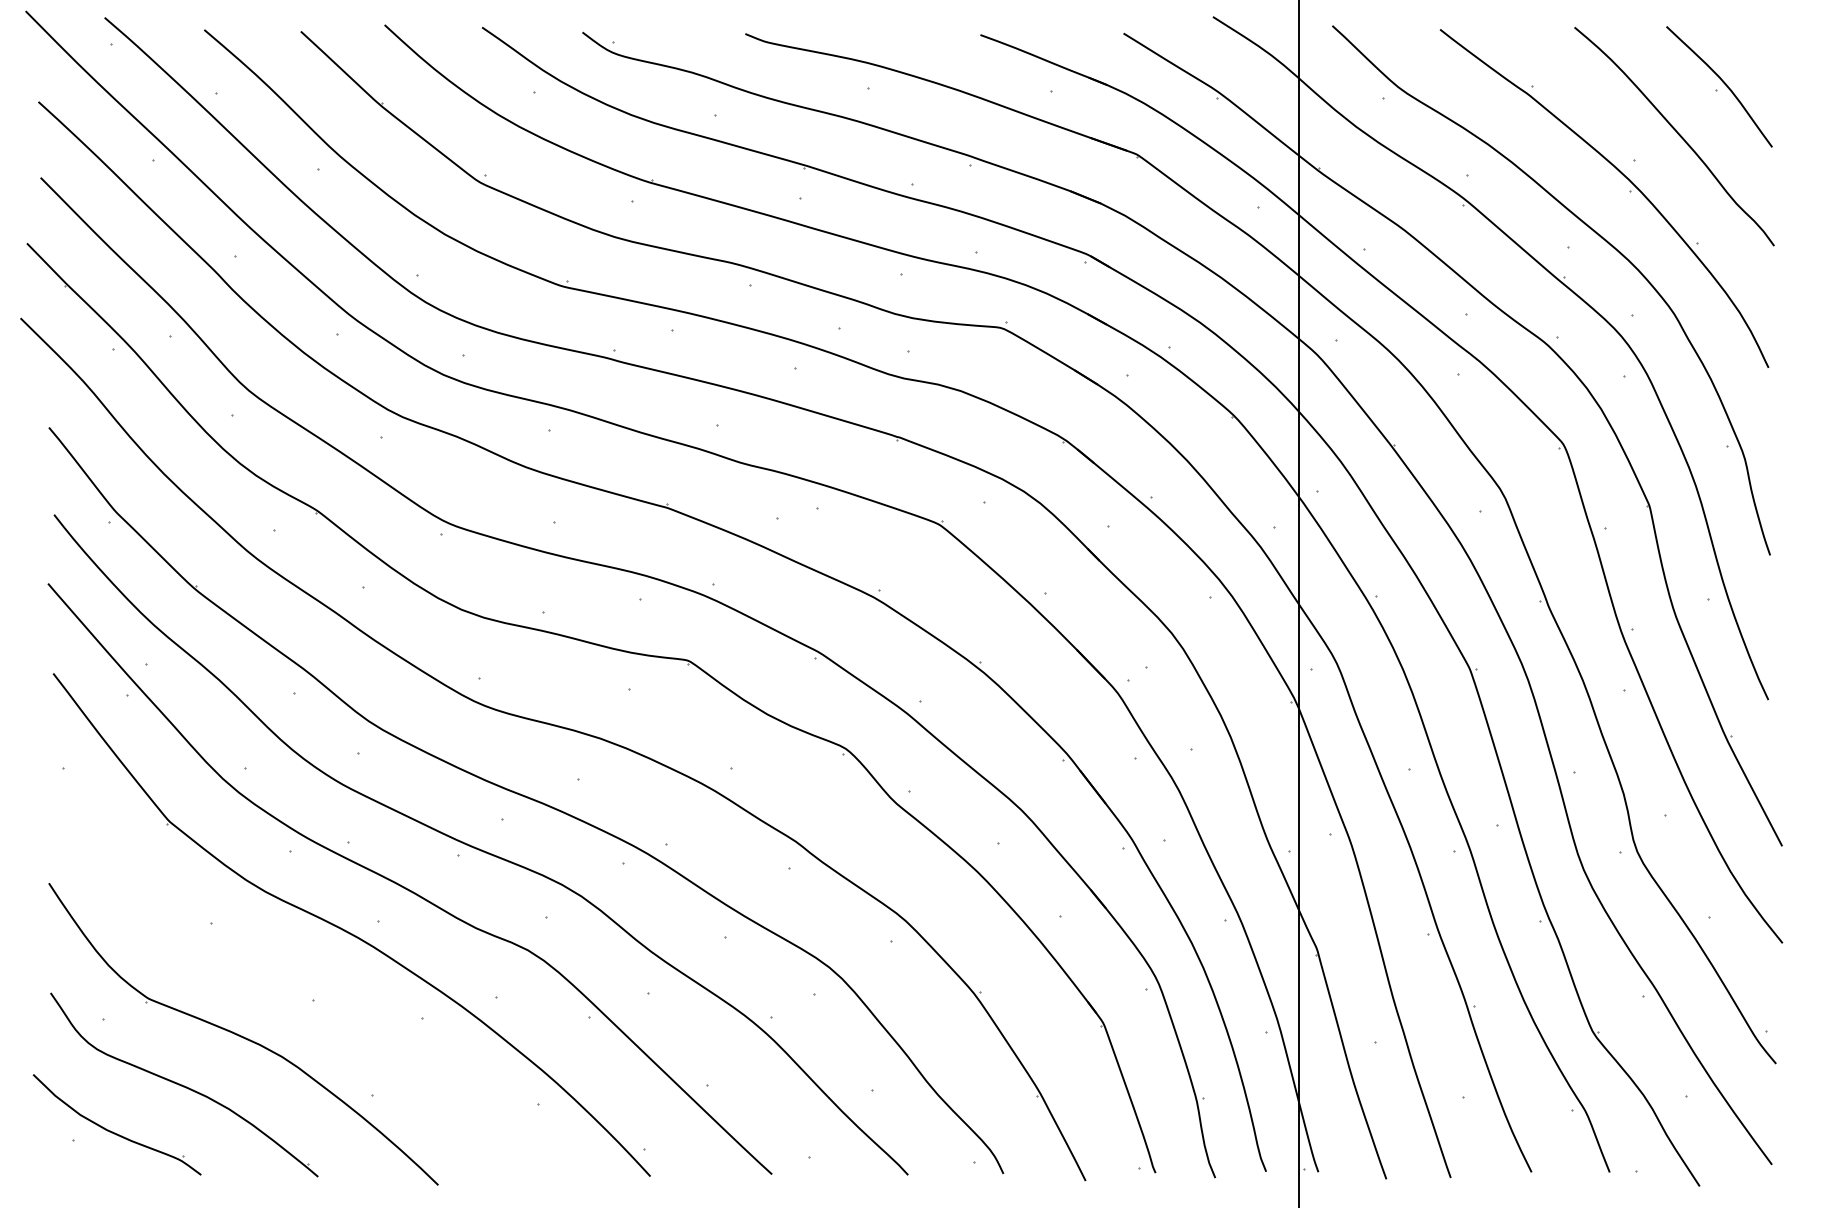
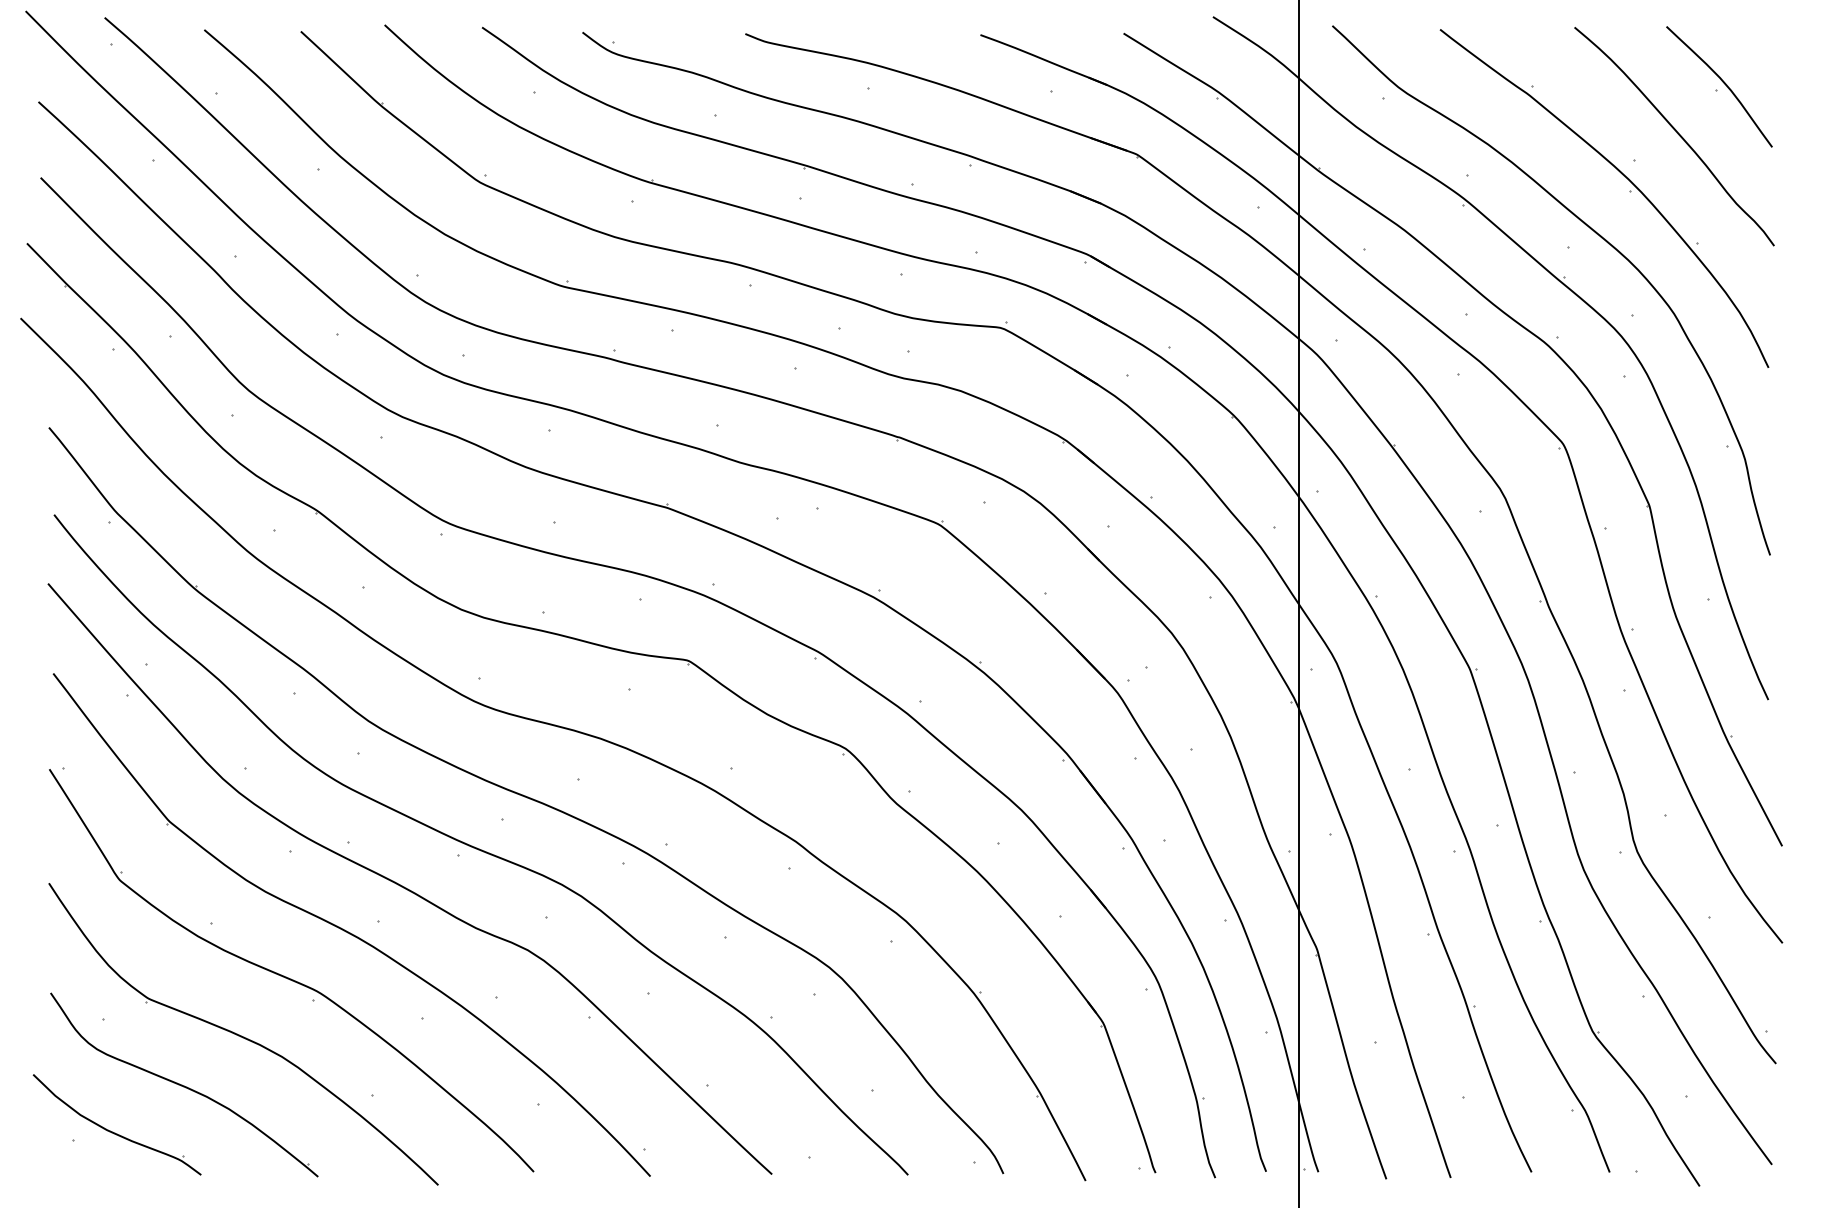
part: none -> present (288, 977)
